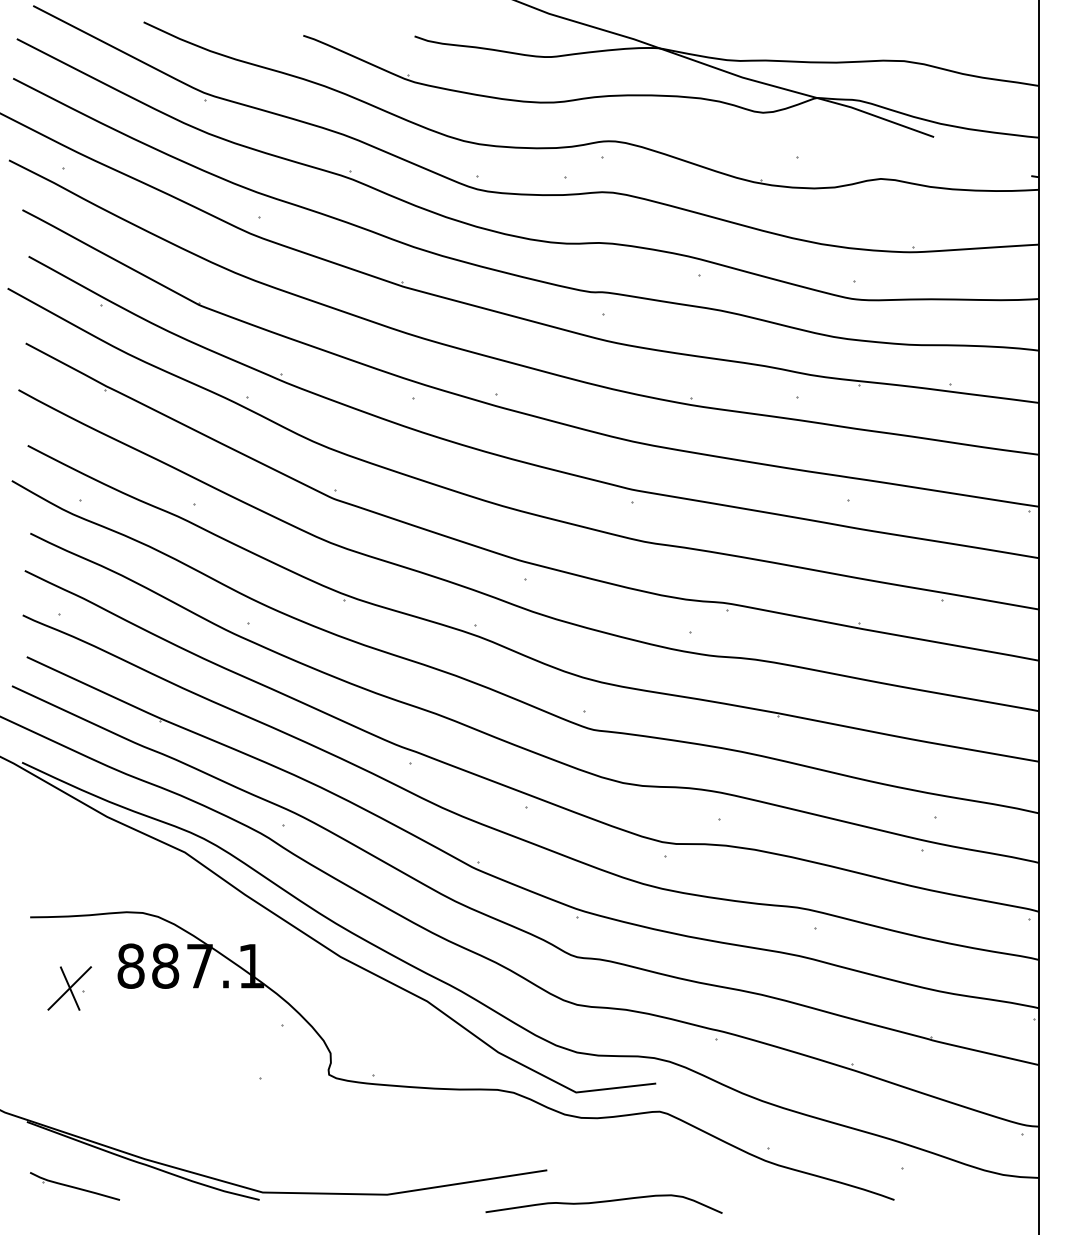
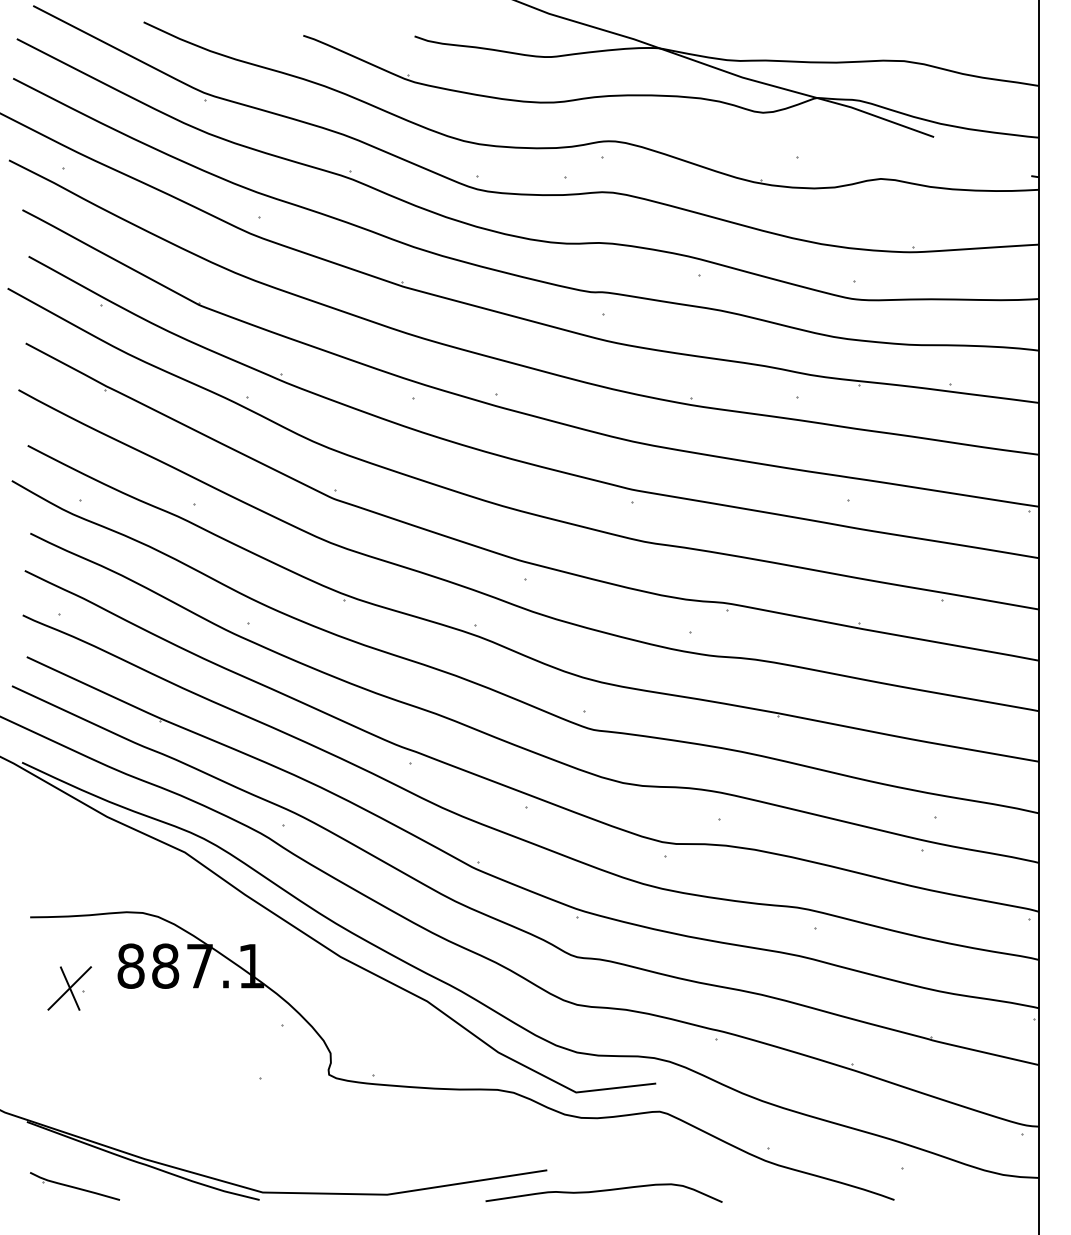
curve position: (603, 1202) -> (603, 1191) (603, 1191)
